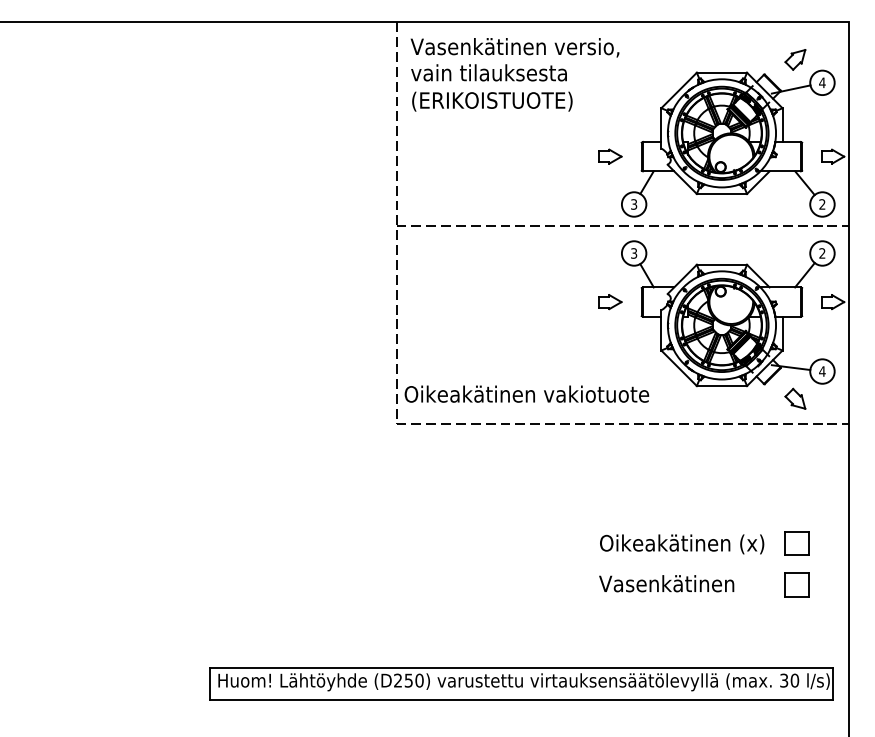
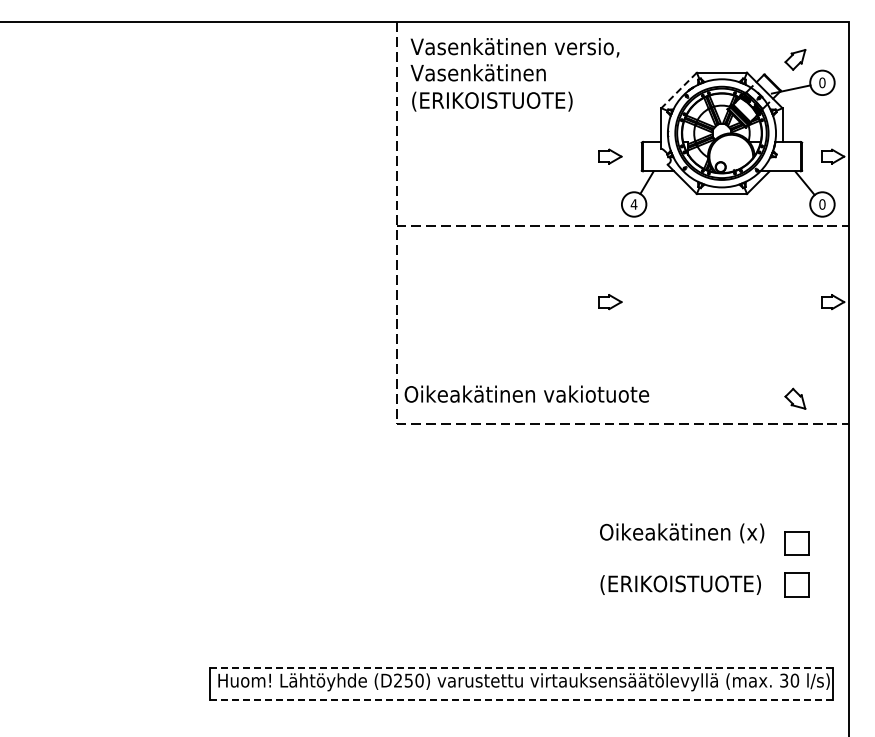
text: vain tilauksesta -> Vasenkätinen (488, 72)
text: 4 -> 0 (822, 82)
line: solid -> dashed (678, 90)
text: 3 -> 4 (633, 204)
text: 2 -> 0 (822, 204)
part: present -> none (728, 313)
text position: (682, 544) -> (682, 533) (682, 533)
text: Vasenkätinen -> (ERIKOISTUOTE) (679, 584)
line: solid -> dashed (521, 668)
line: solid -> dashed (521, 700)
